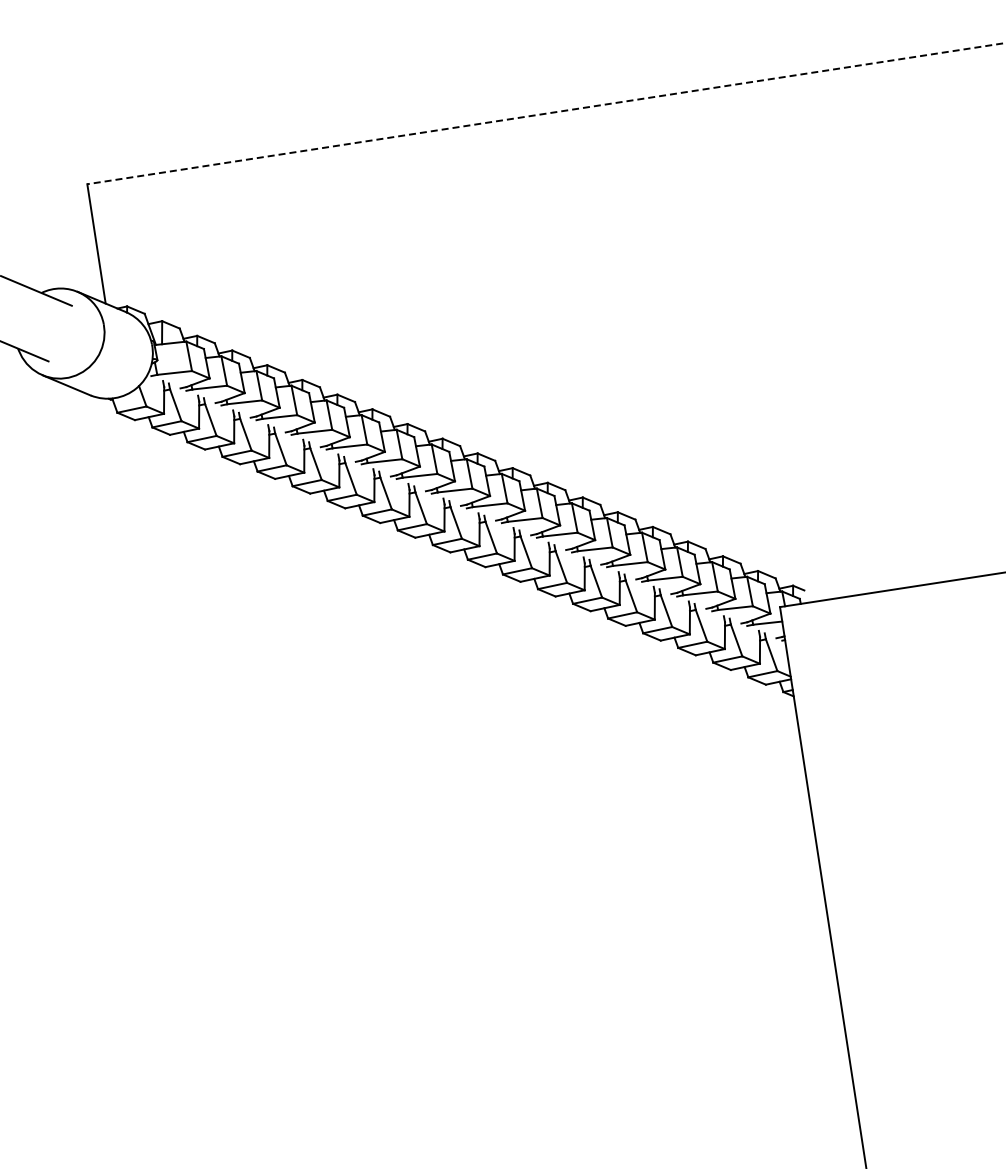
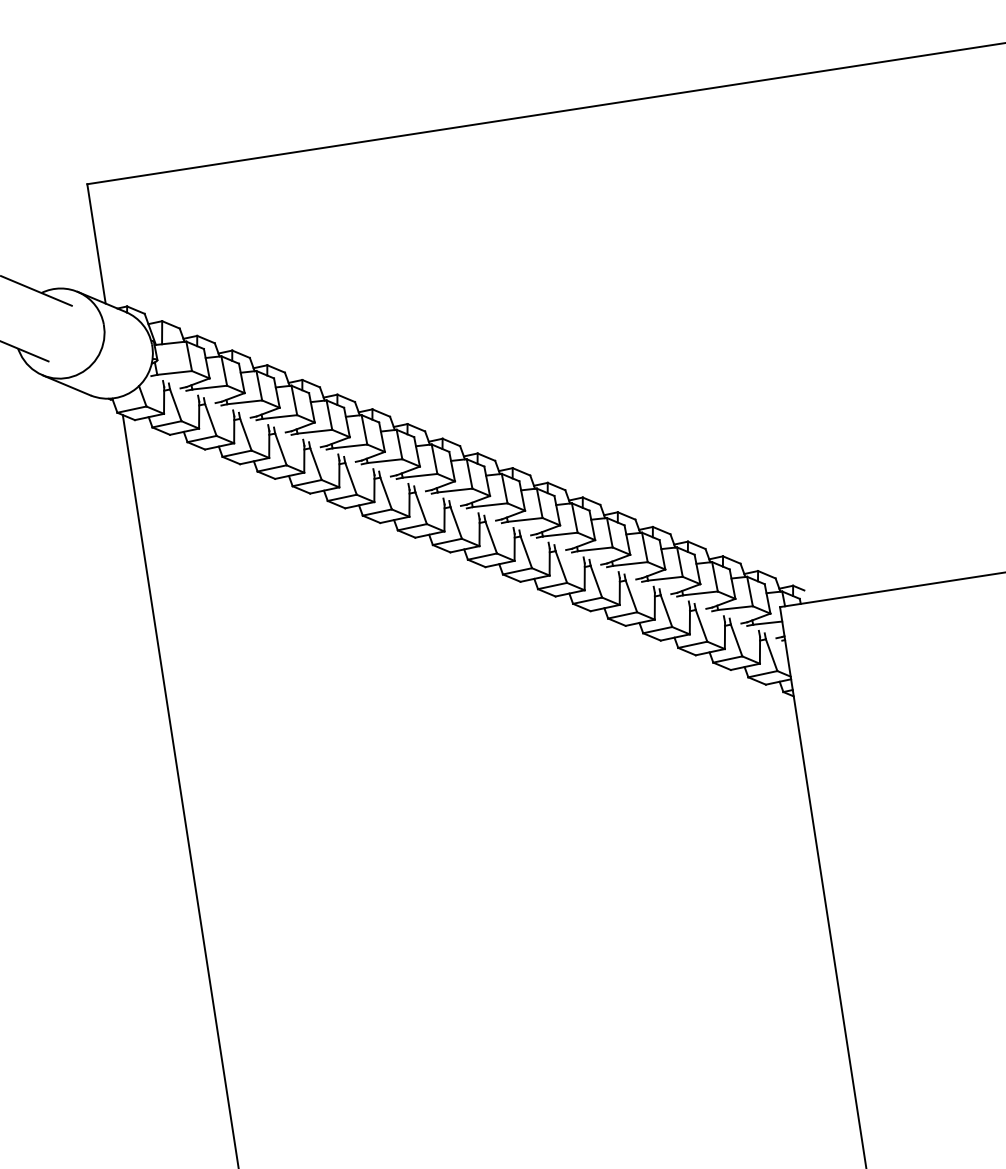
line: dashed -> solid (545, 113)
line: none -> present (180, 790)
